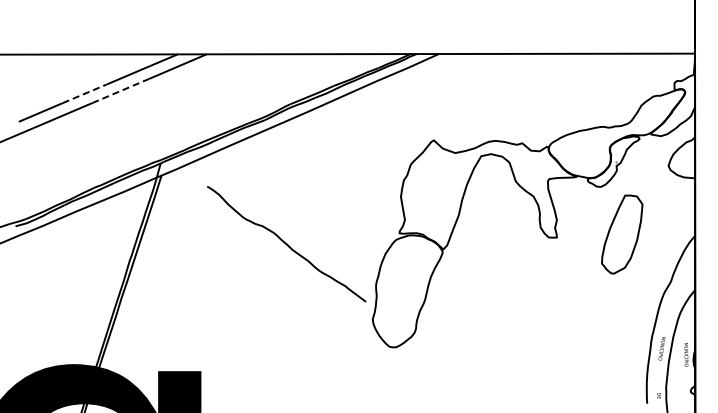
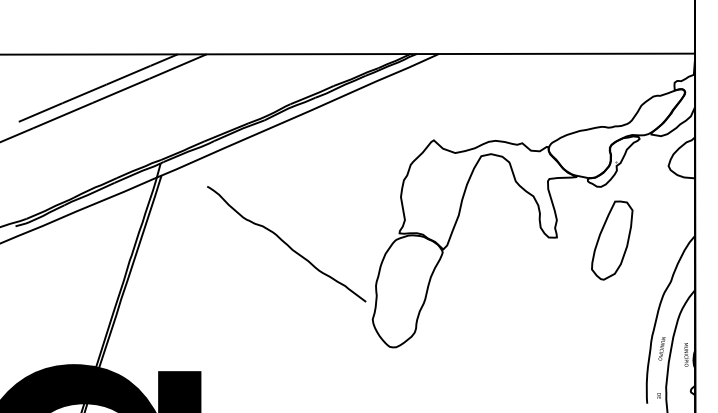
line: dashed -> solid (121, 90)
line: dashed -> solid (84, 93)
part position: (622, 234) -> (612, 240) (612, 240)
